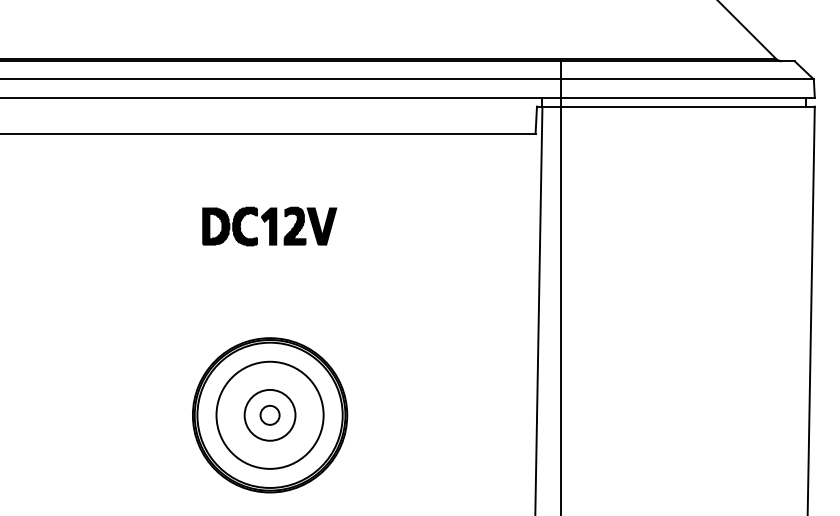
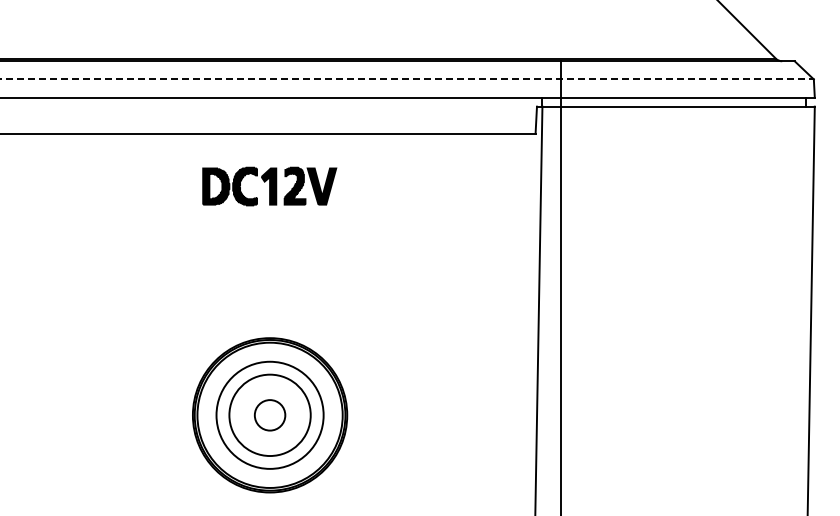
line: solid -> dashed (407, 79)
part position: (269, 226) -> (269, 186) (269, 186)
circle diameter: 19 px -> 31 px (269, 415)
circle diameter: 51 px -> 81 px (269, 415)
